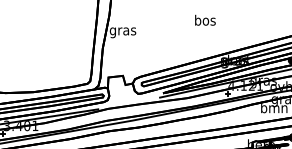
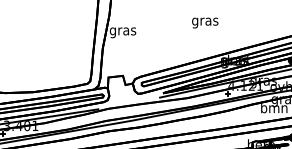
text: bos -> gras (205, 21)
